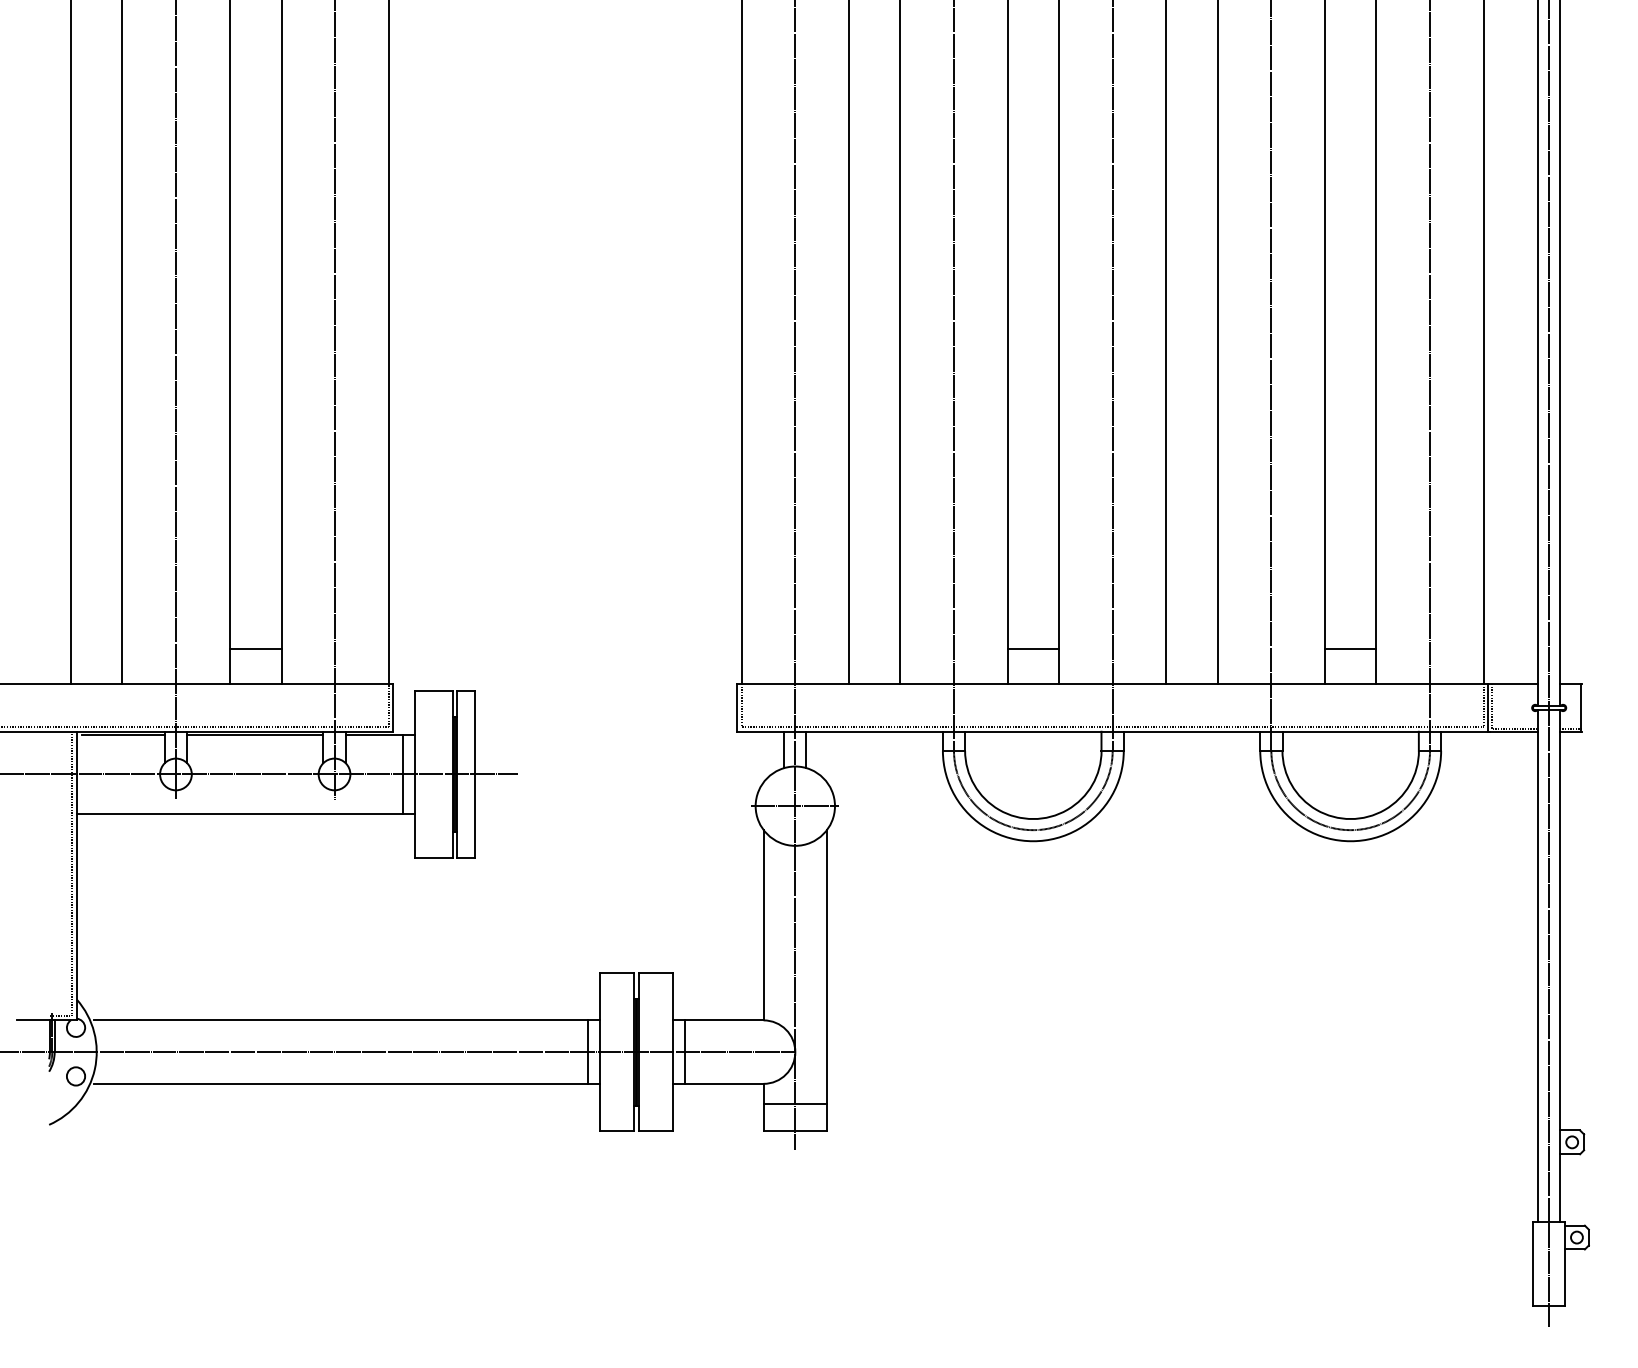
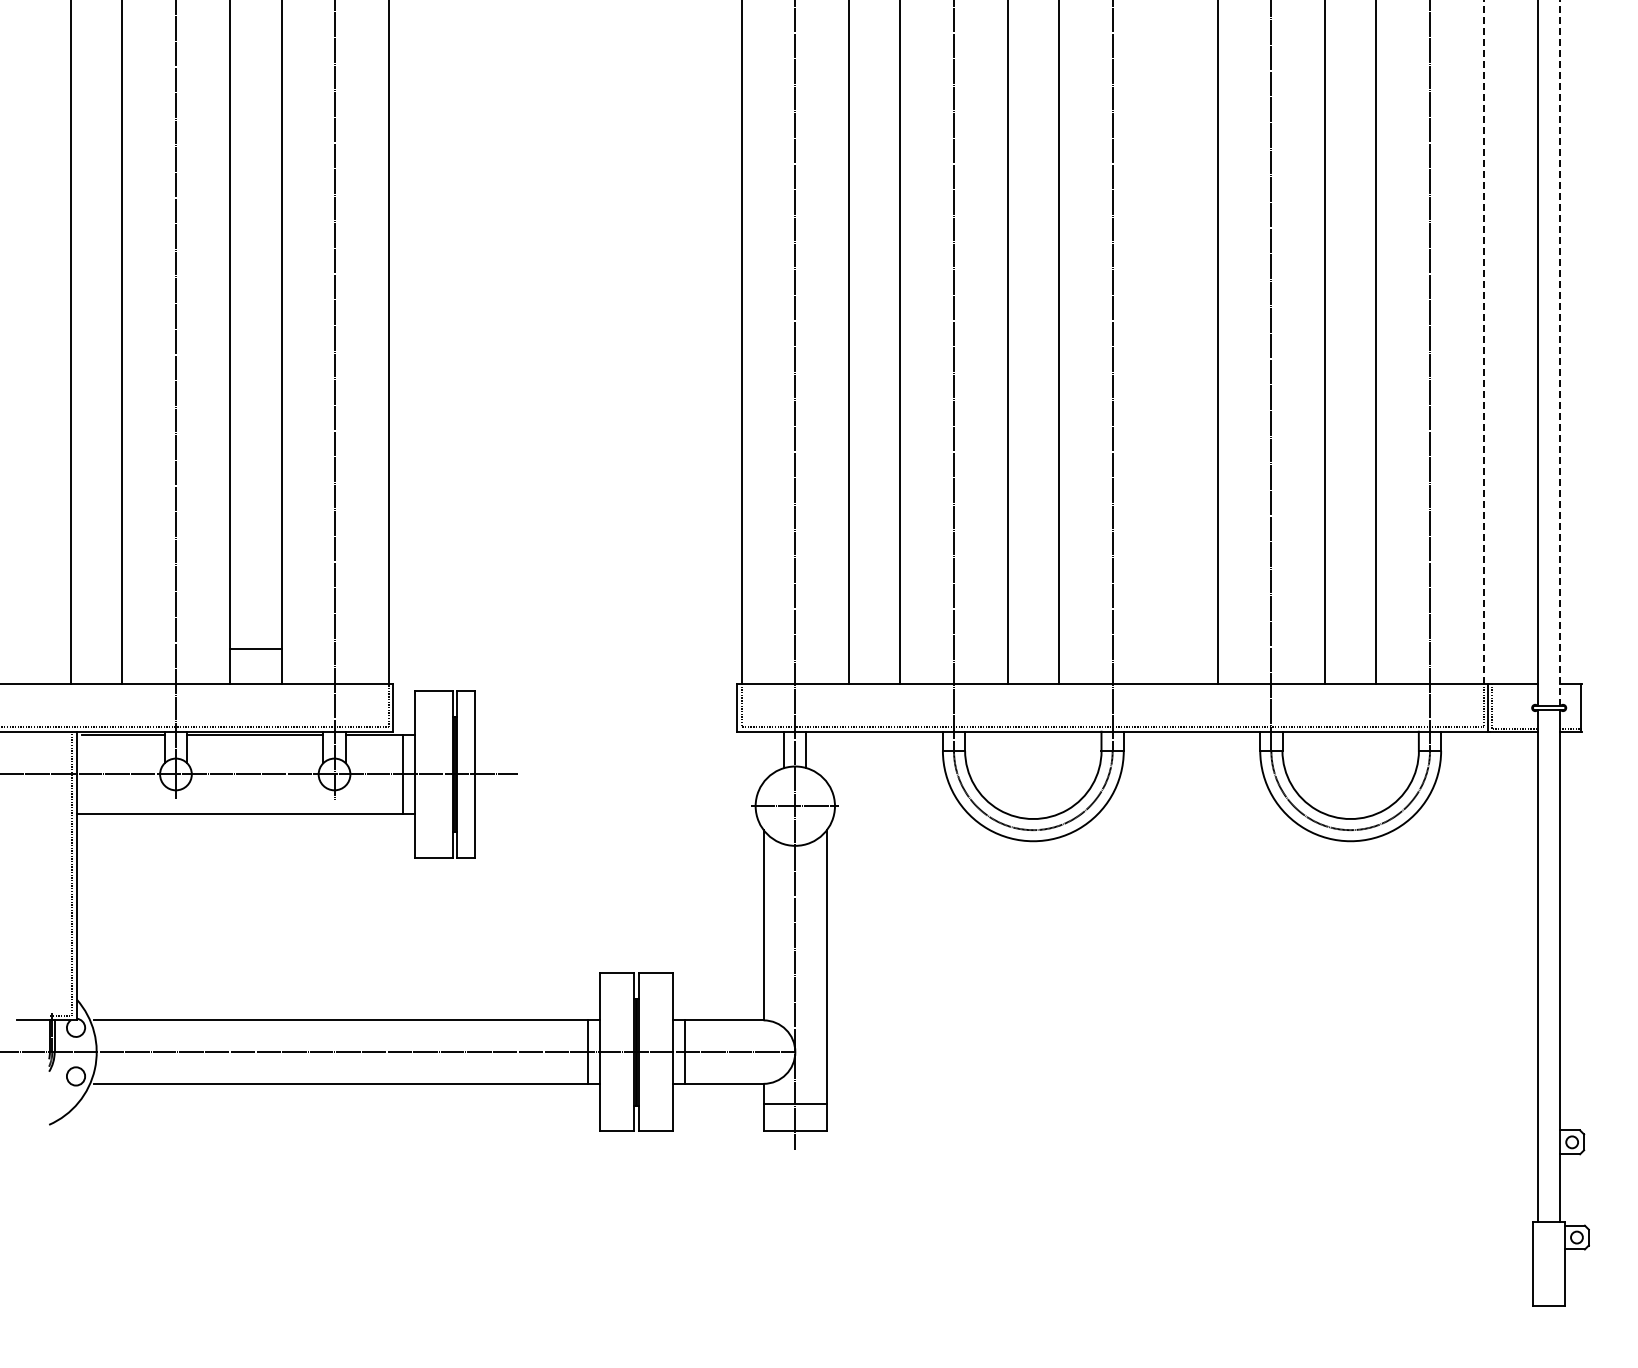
line: solid -> dashed (1483, 342)
line: present -> none (1166, 343)
line: solid -> dashed (1560, 352)
line: present -> none (1033, 649)
line: present -> none (1350, 649)
line: present -> none (1549, 664)
